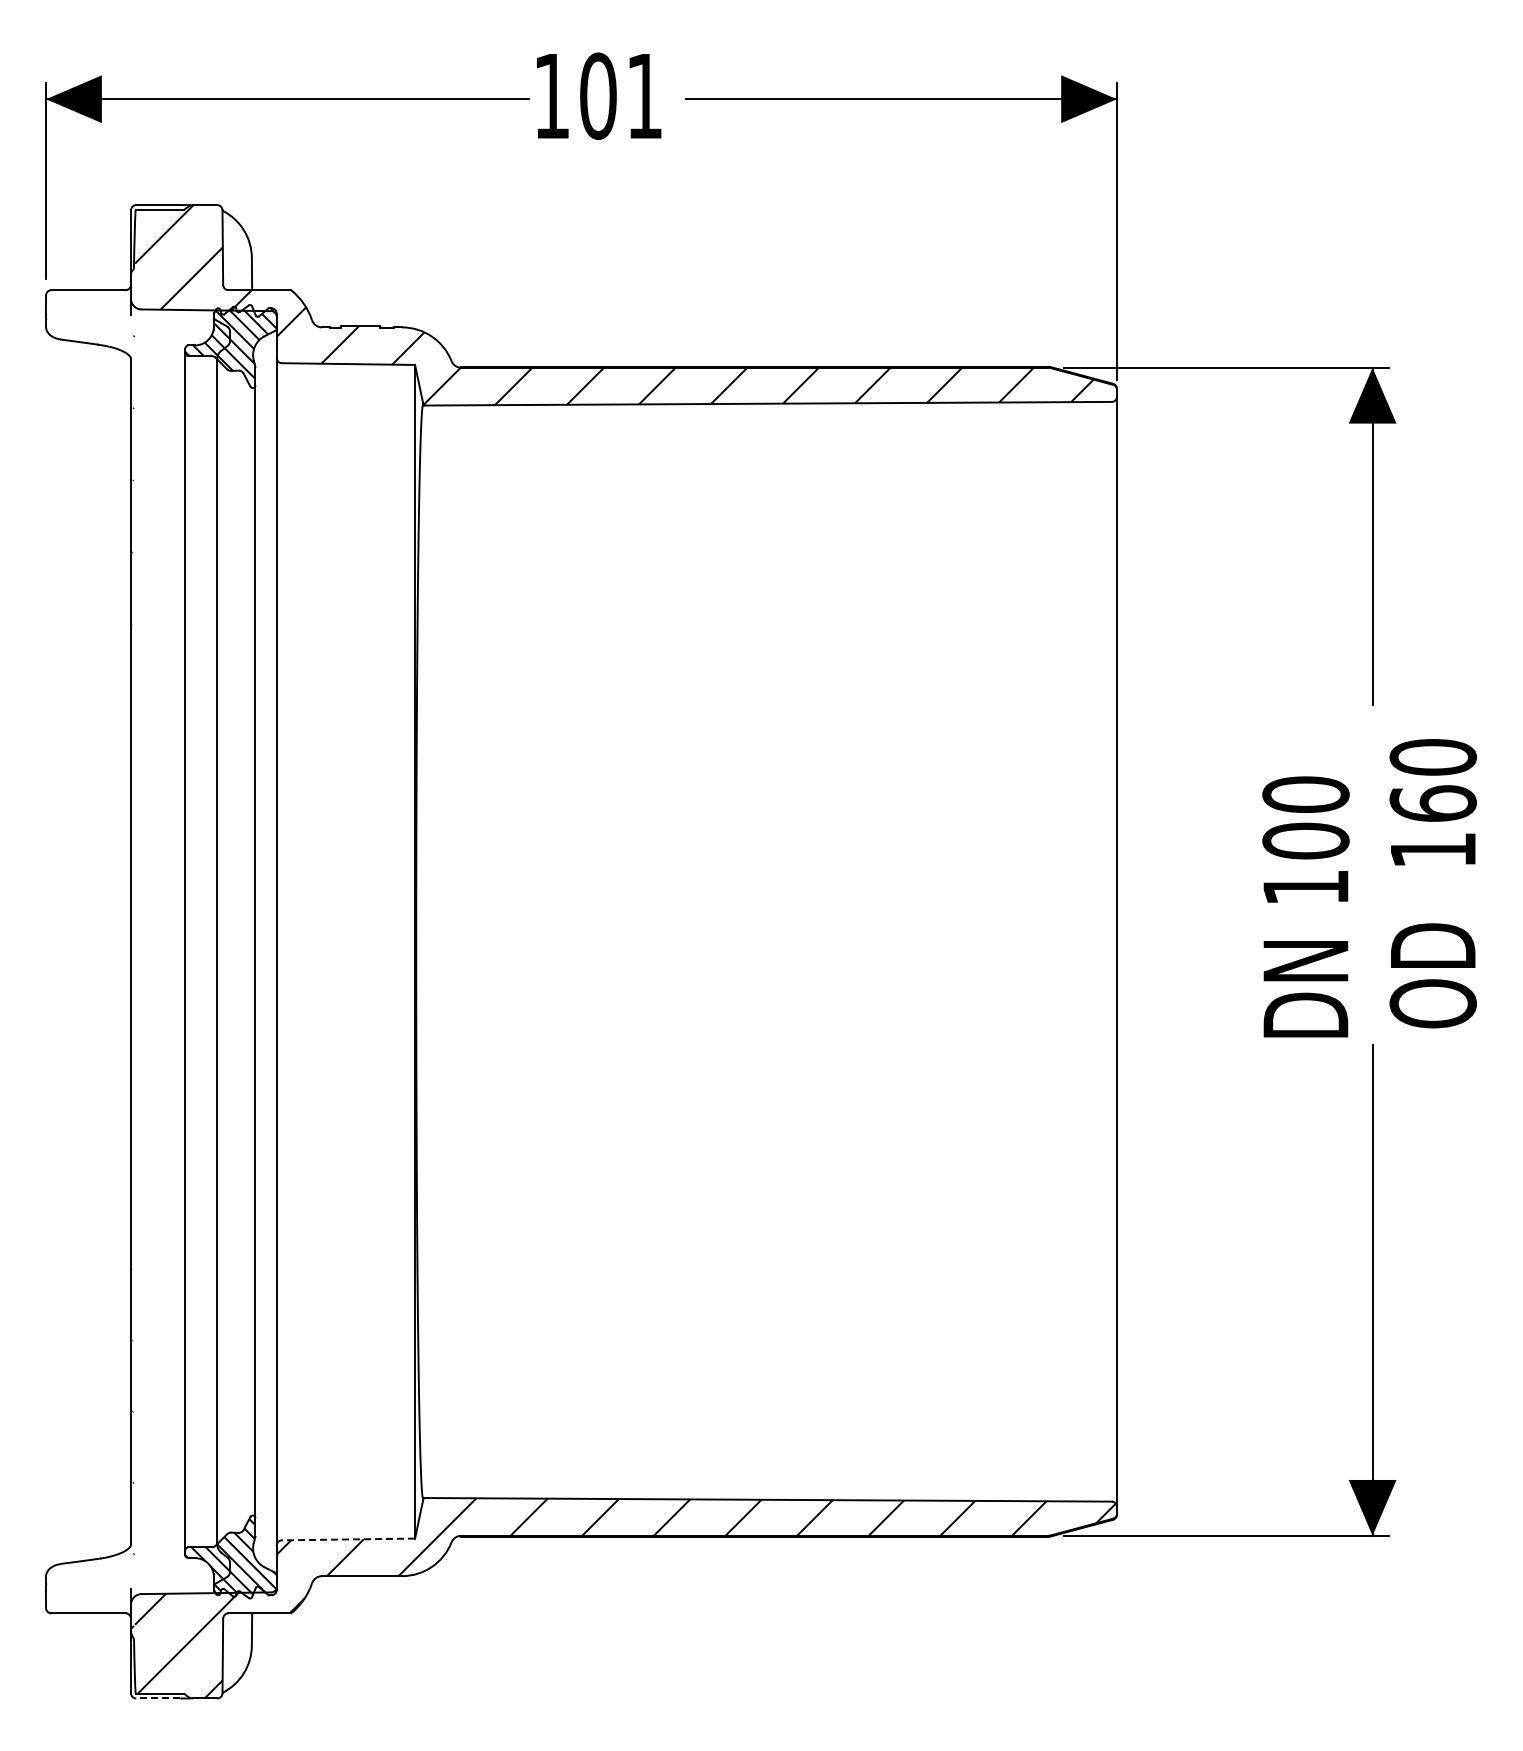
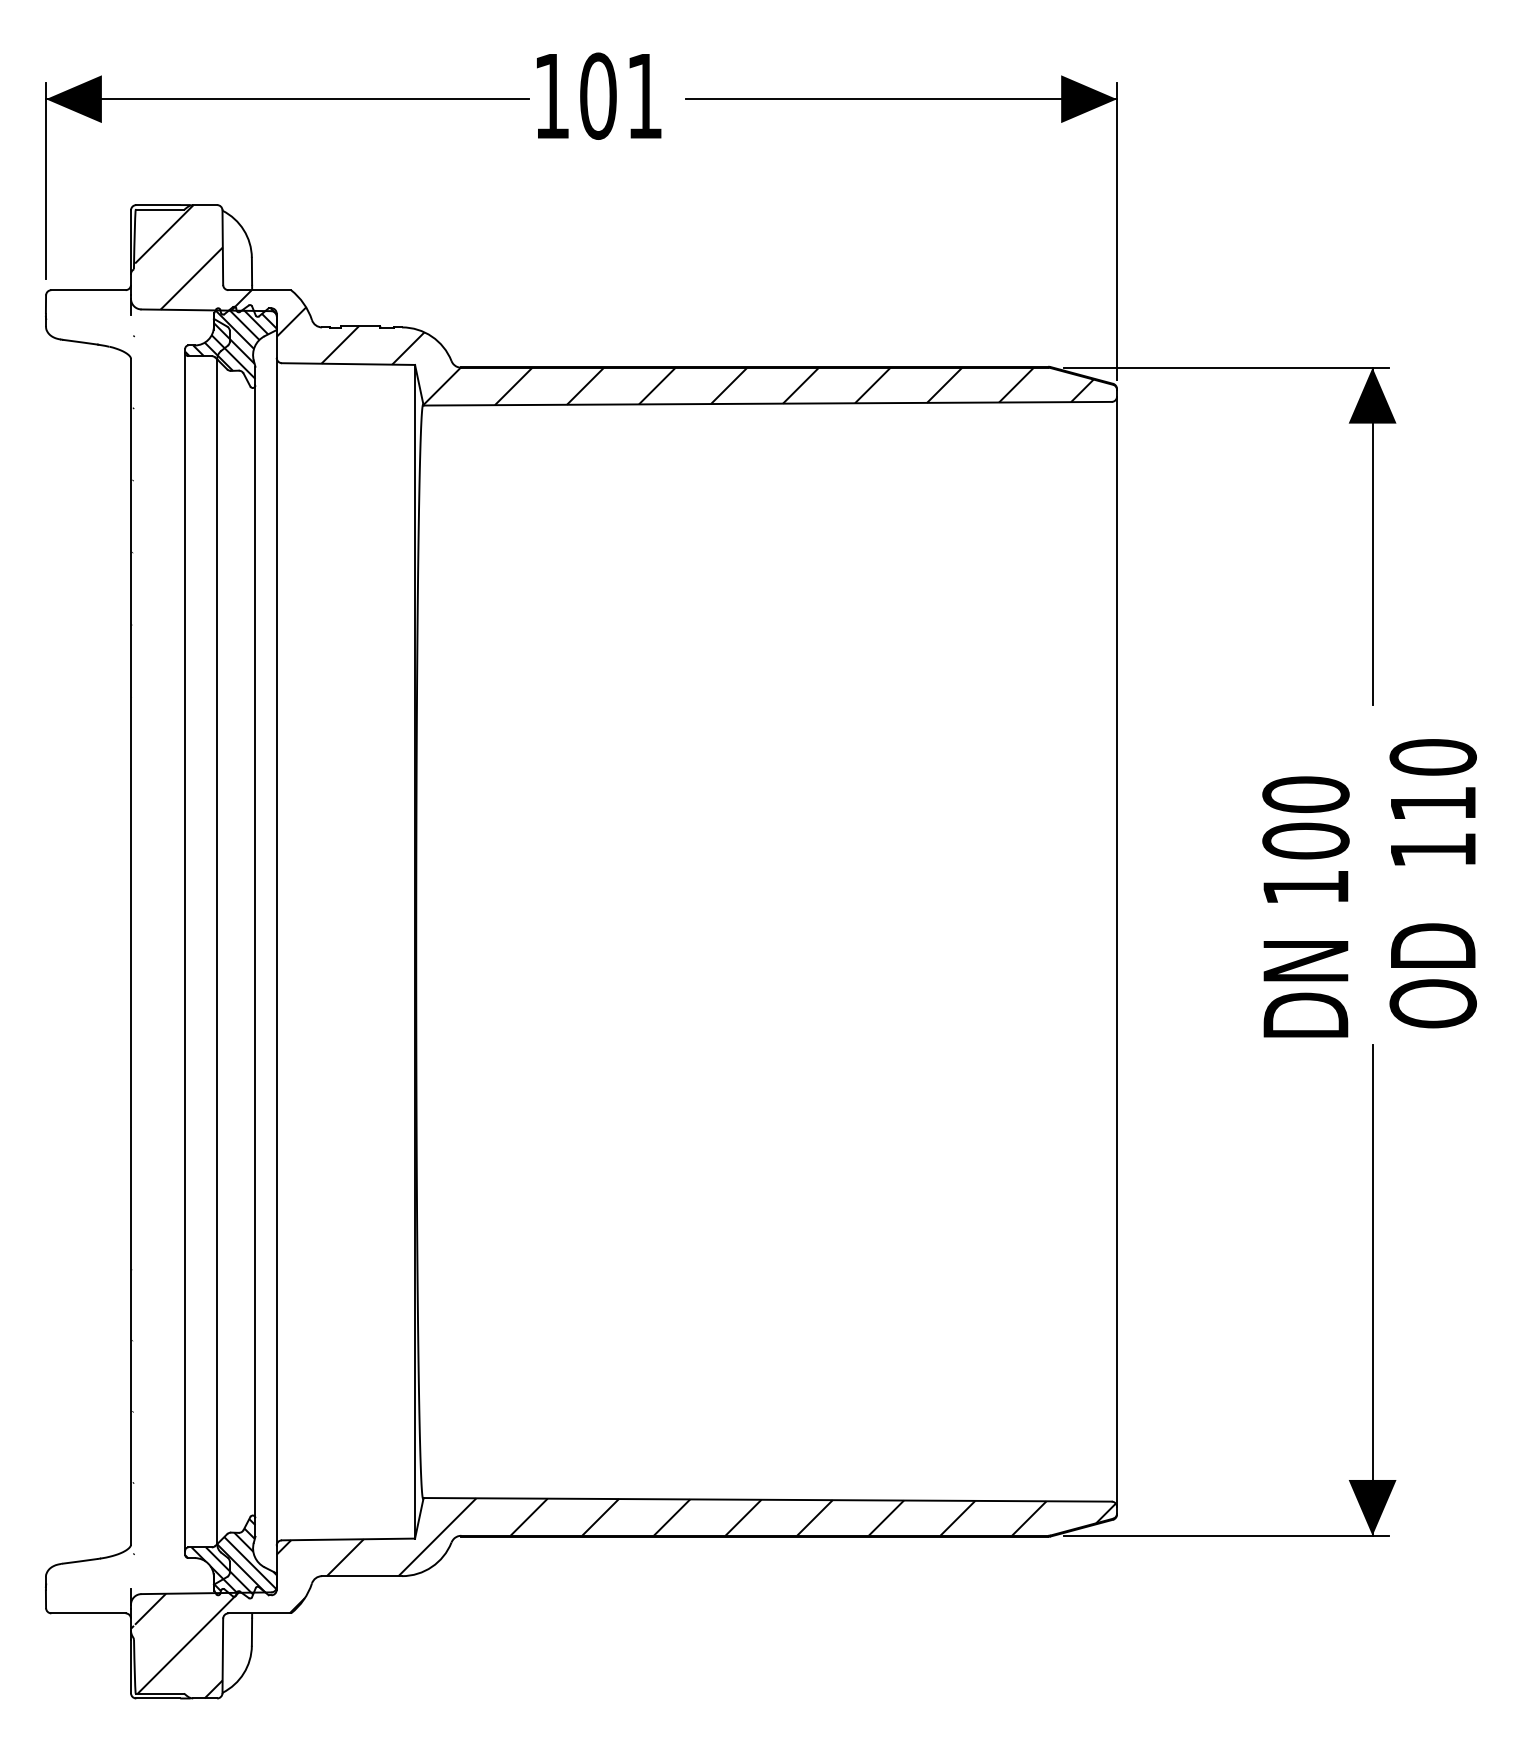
text: 160 -> 110 (1432, 803)
line: dashed -> solid (348, 1539)
line: dashed -> solid (158, 1698)
